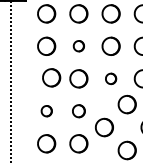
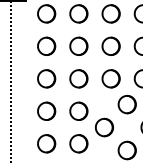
part size: 13x13 px -> 20x20 px (78, 45)
part position: (51, 77) -> (46, 78) (46, 78)
part size: 13x14 px -> 20x20 px (110, 78)
part size: 13x13 px -> 20x20 px (46, 110)
part size: 14x15 px -> 20x20 px (78, 110)
